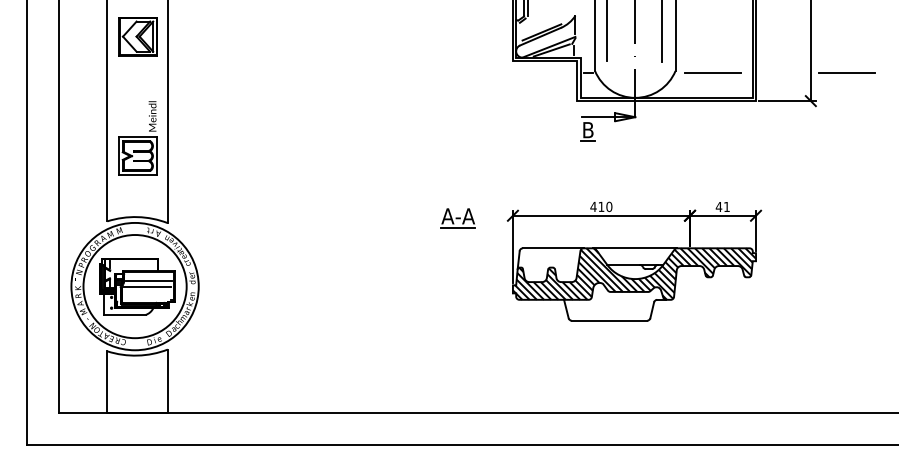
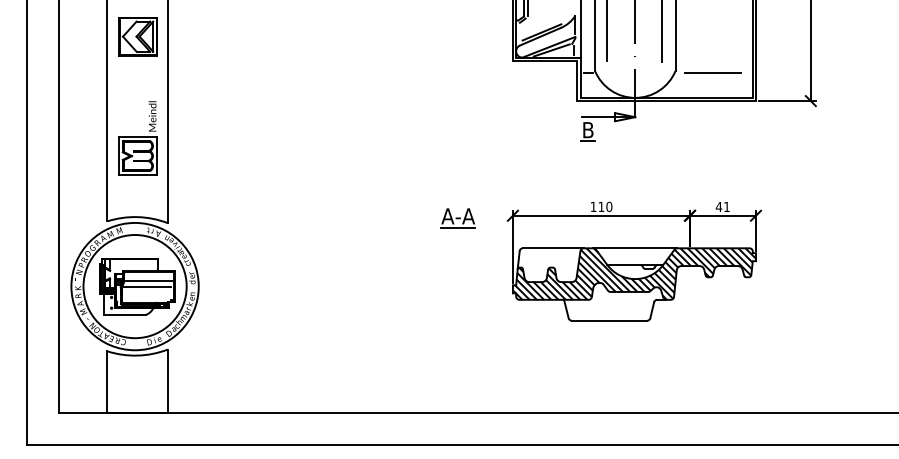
line: none -> present (580, 29)
line: present -> none (846, 72)
text: 410 -> 110 (593, 206)
